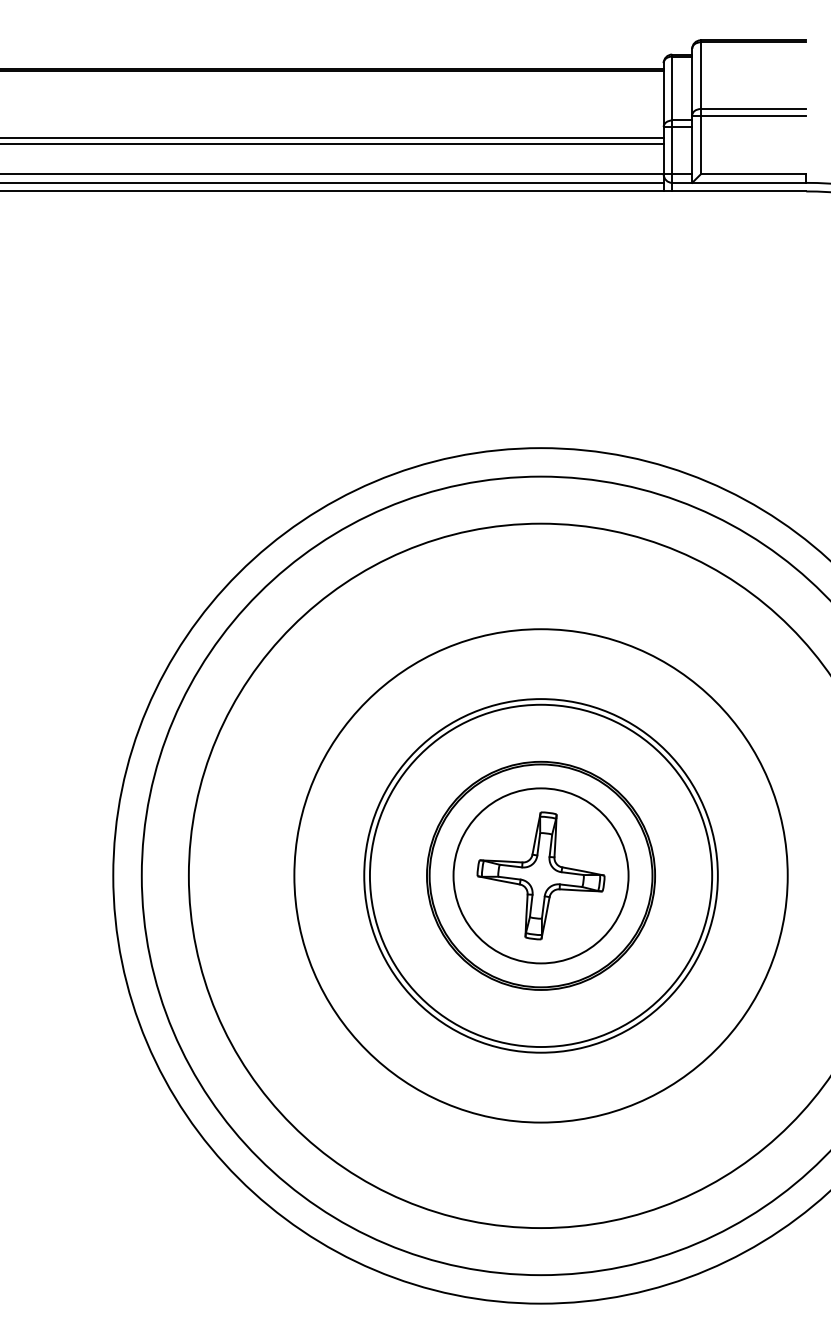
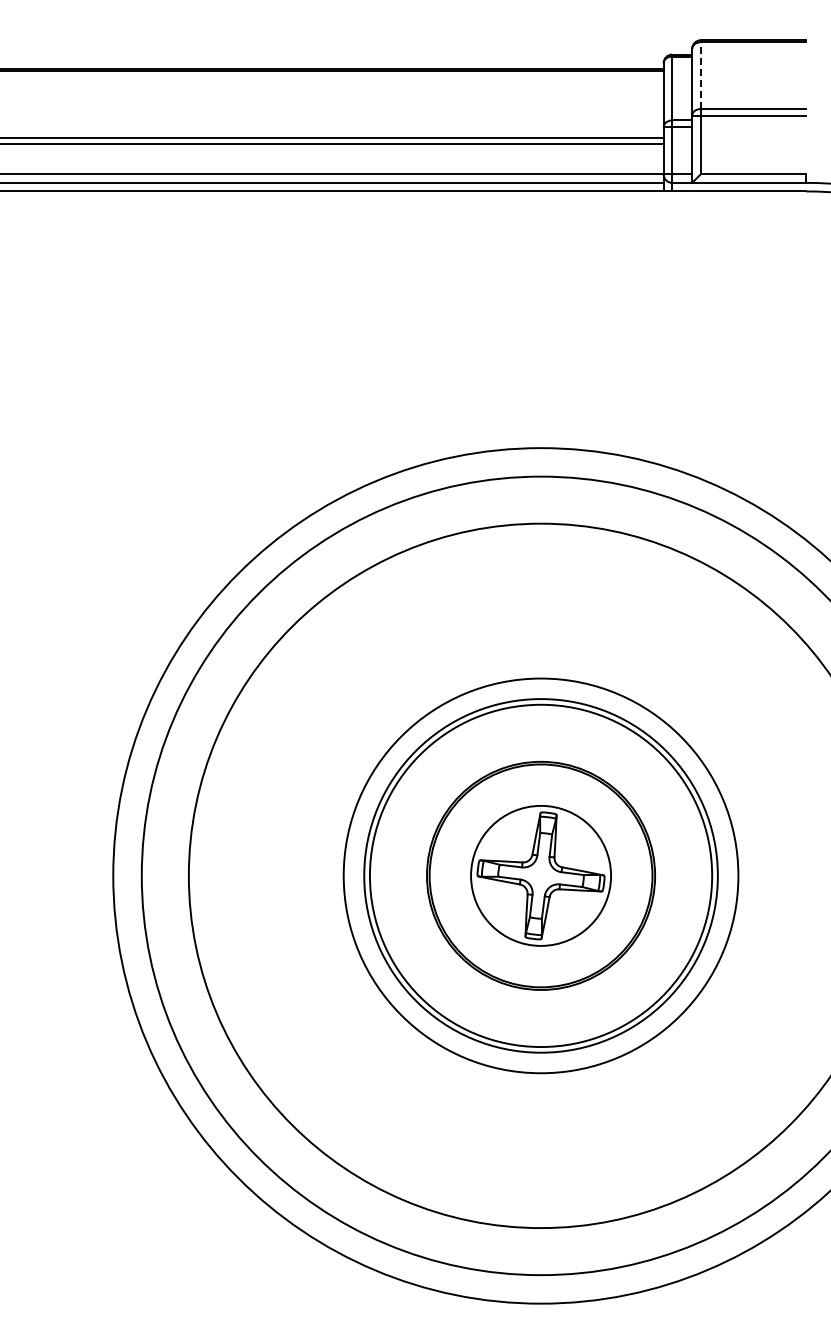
line: solid -> dashed (700, 75)
circle diameter: 175 px -> 140 px (541, 875)
circle diameter: 493 px -> 395 px (540, 875)
